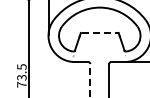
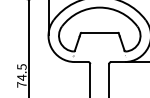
line: dashed -> solid (100, 32)
text: 73.5 -> 74.5 (21, 77)
line: dashed -> solid (90, 80)
